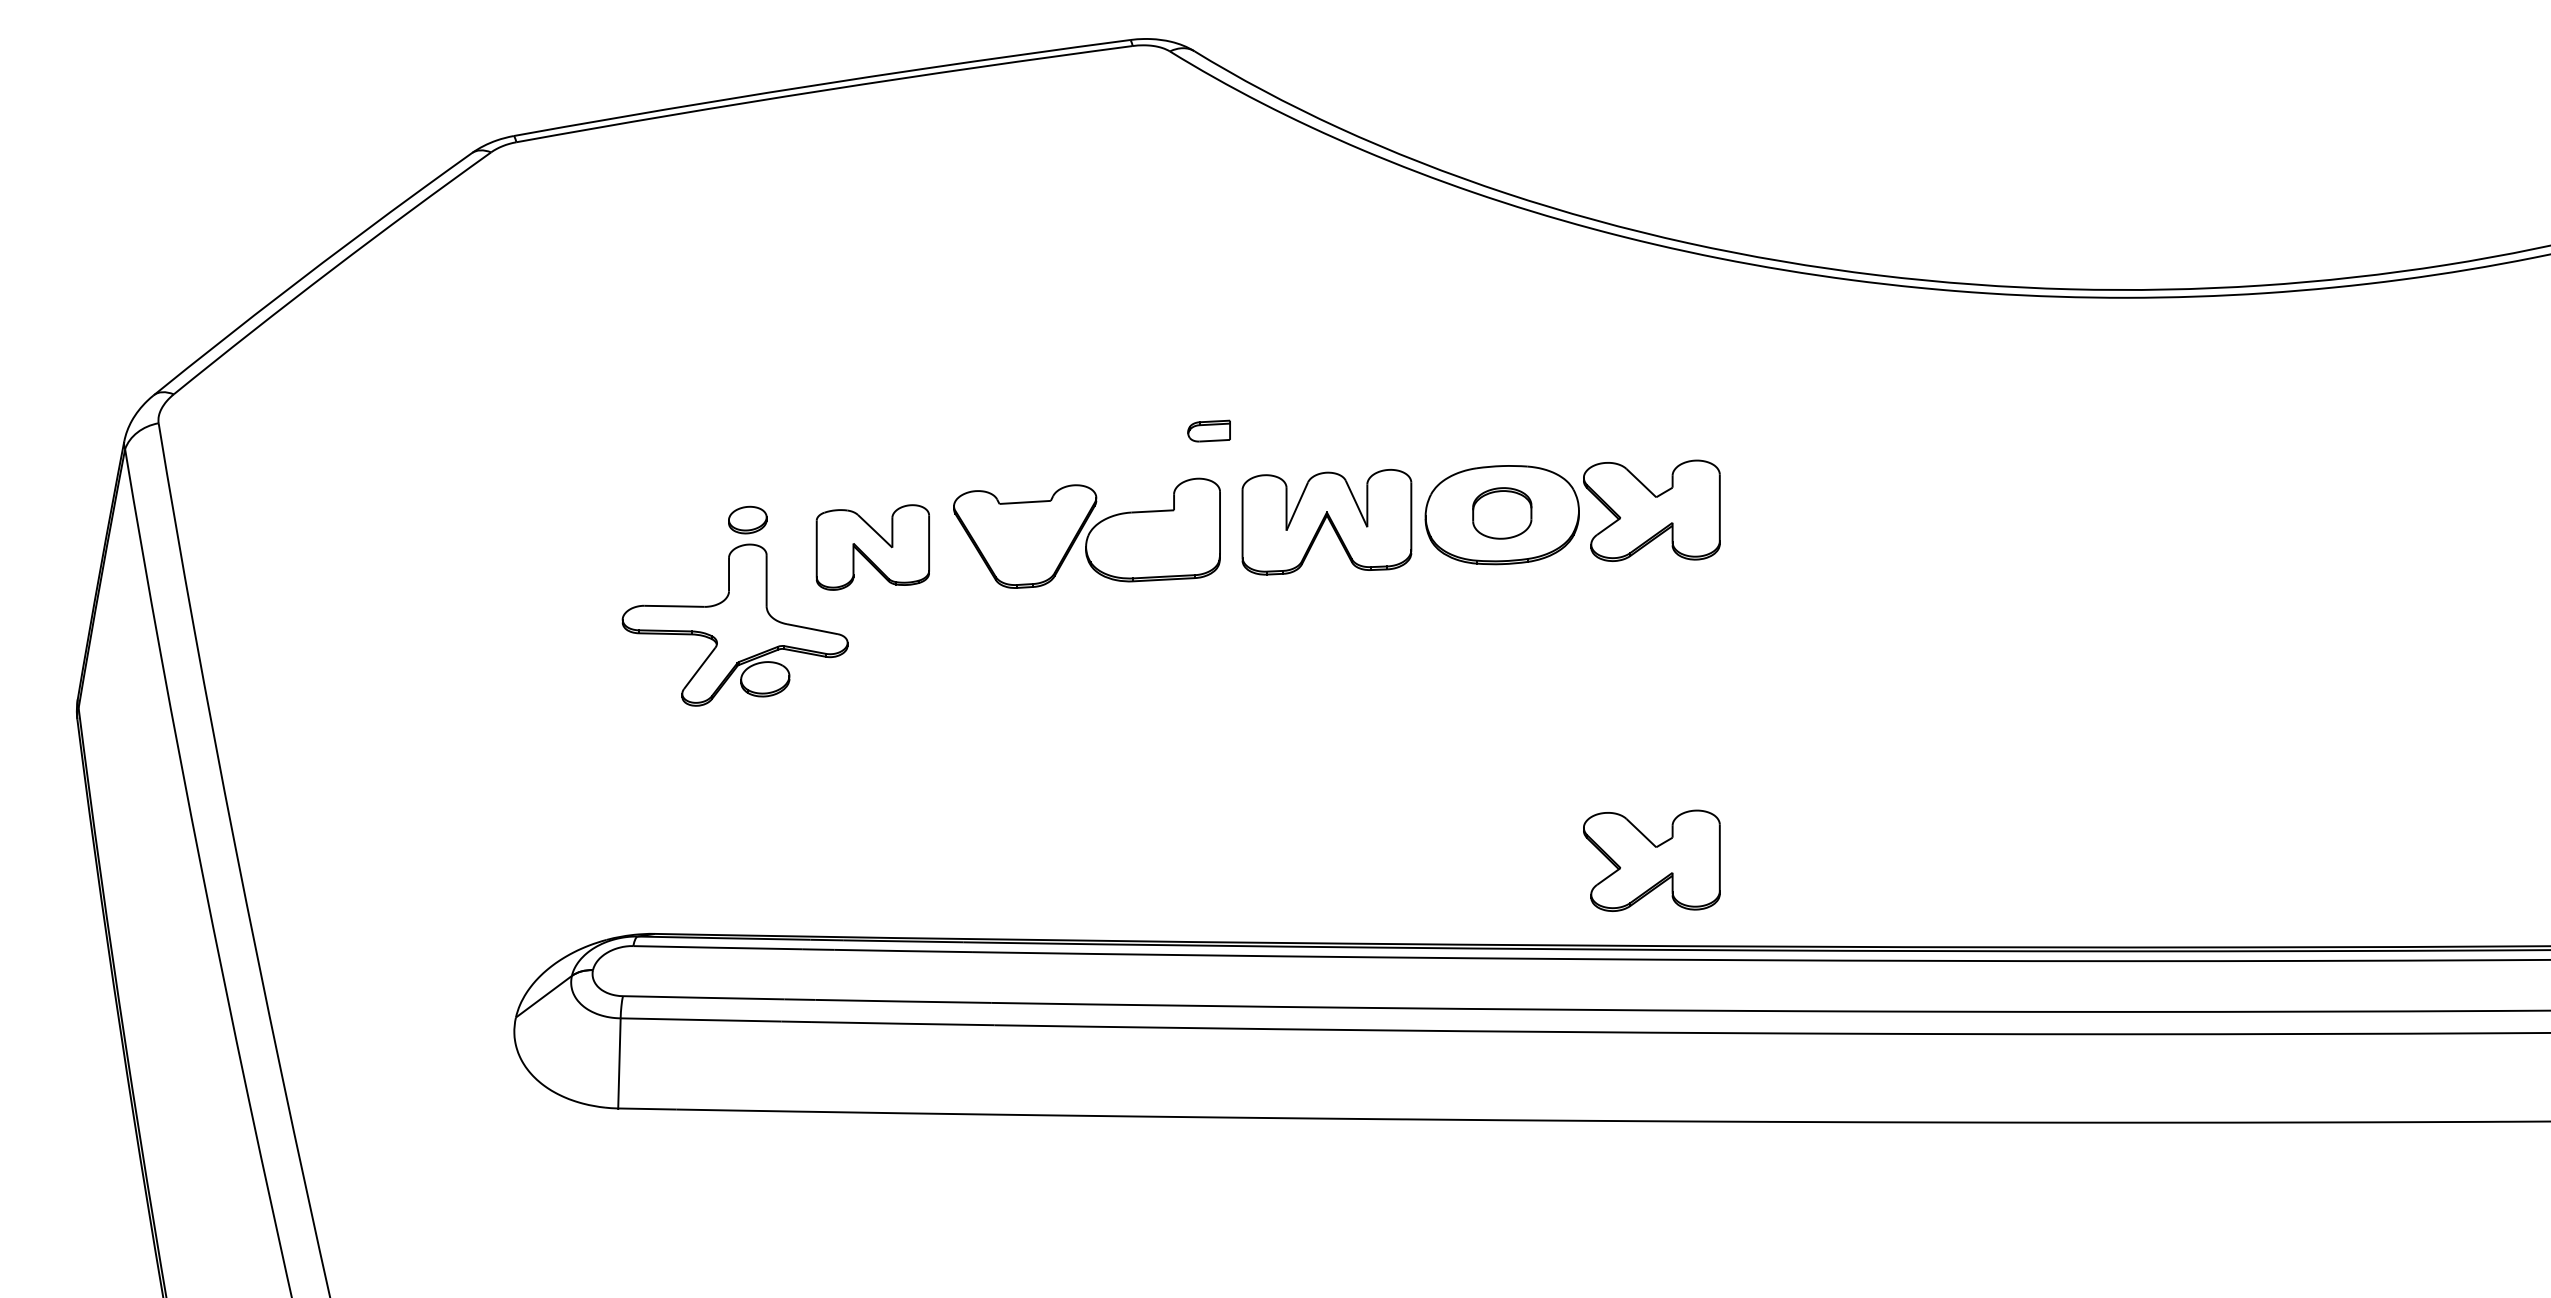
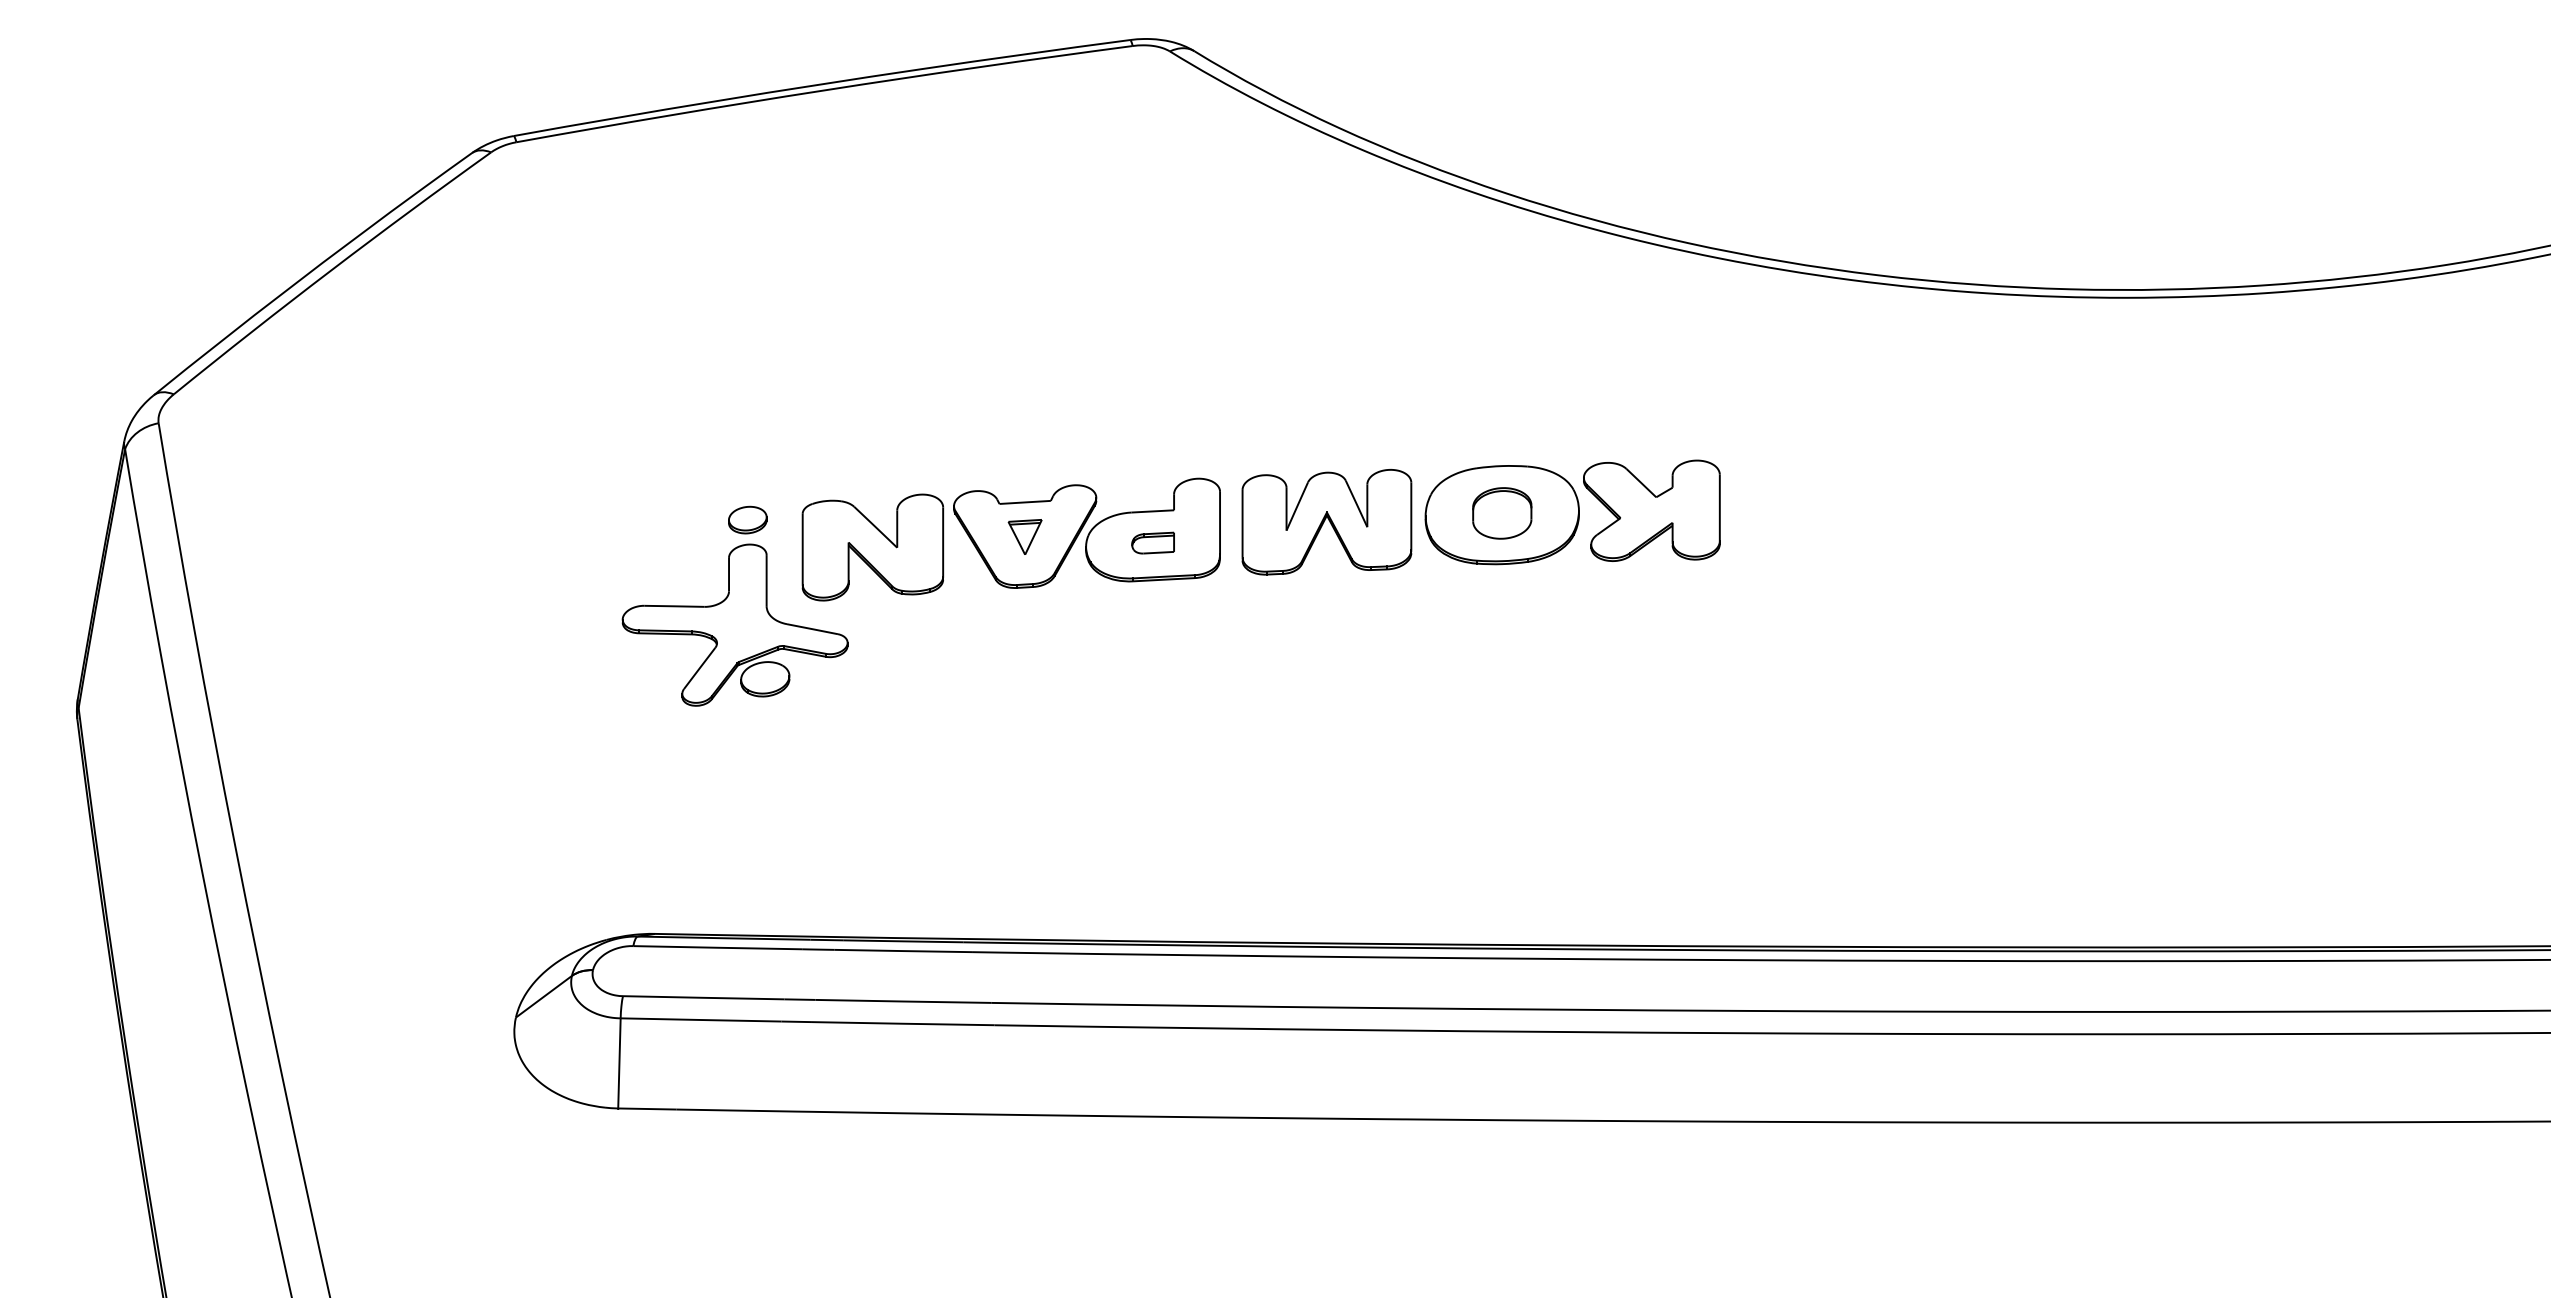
part position: (1208, 430) -> (1152, 542) (1152, 542)
part: none -> present (1024, 536)
part size: 115x87 px -> 144x109 px (872, 547)
part: present -> none (1651, 860)
